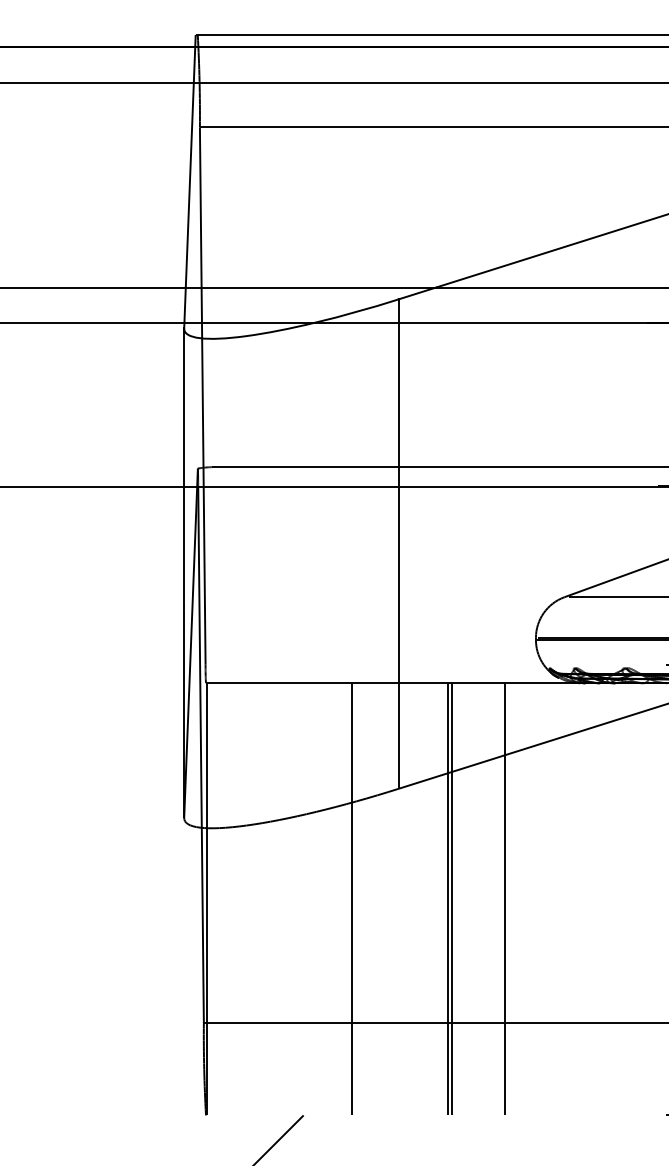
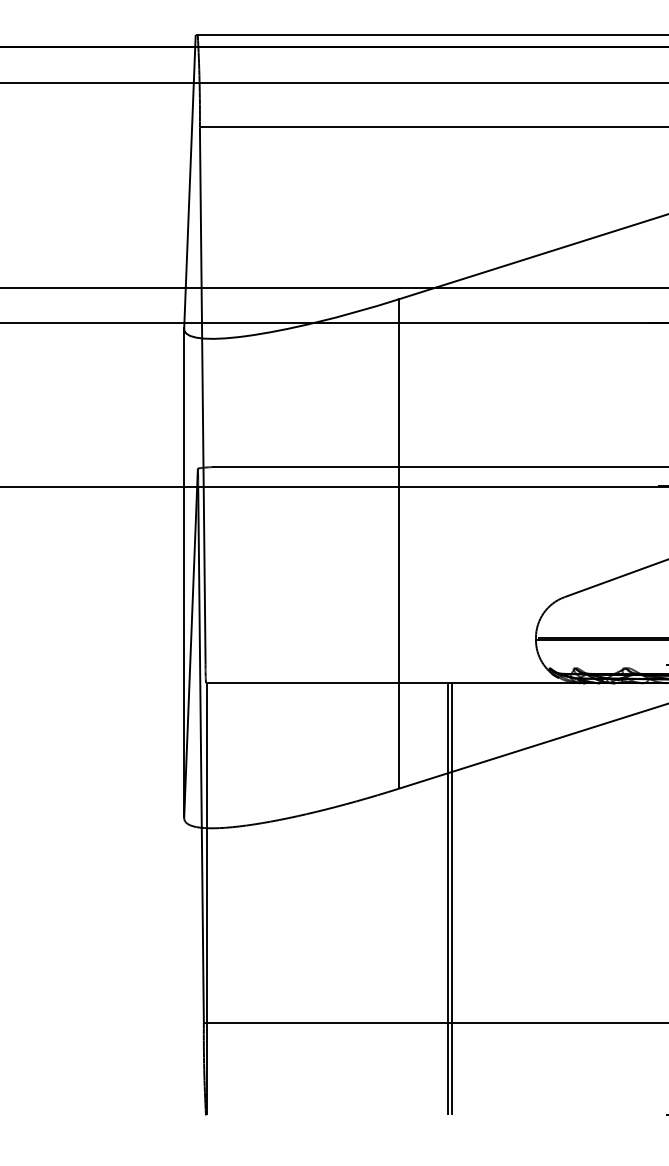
line: present -> none (616, 597)
line: present -> none (352, 899)
line: present -> none (504, 899)
line: present -> none (279, 1138)
